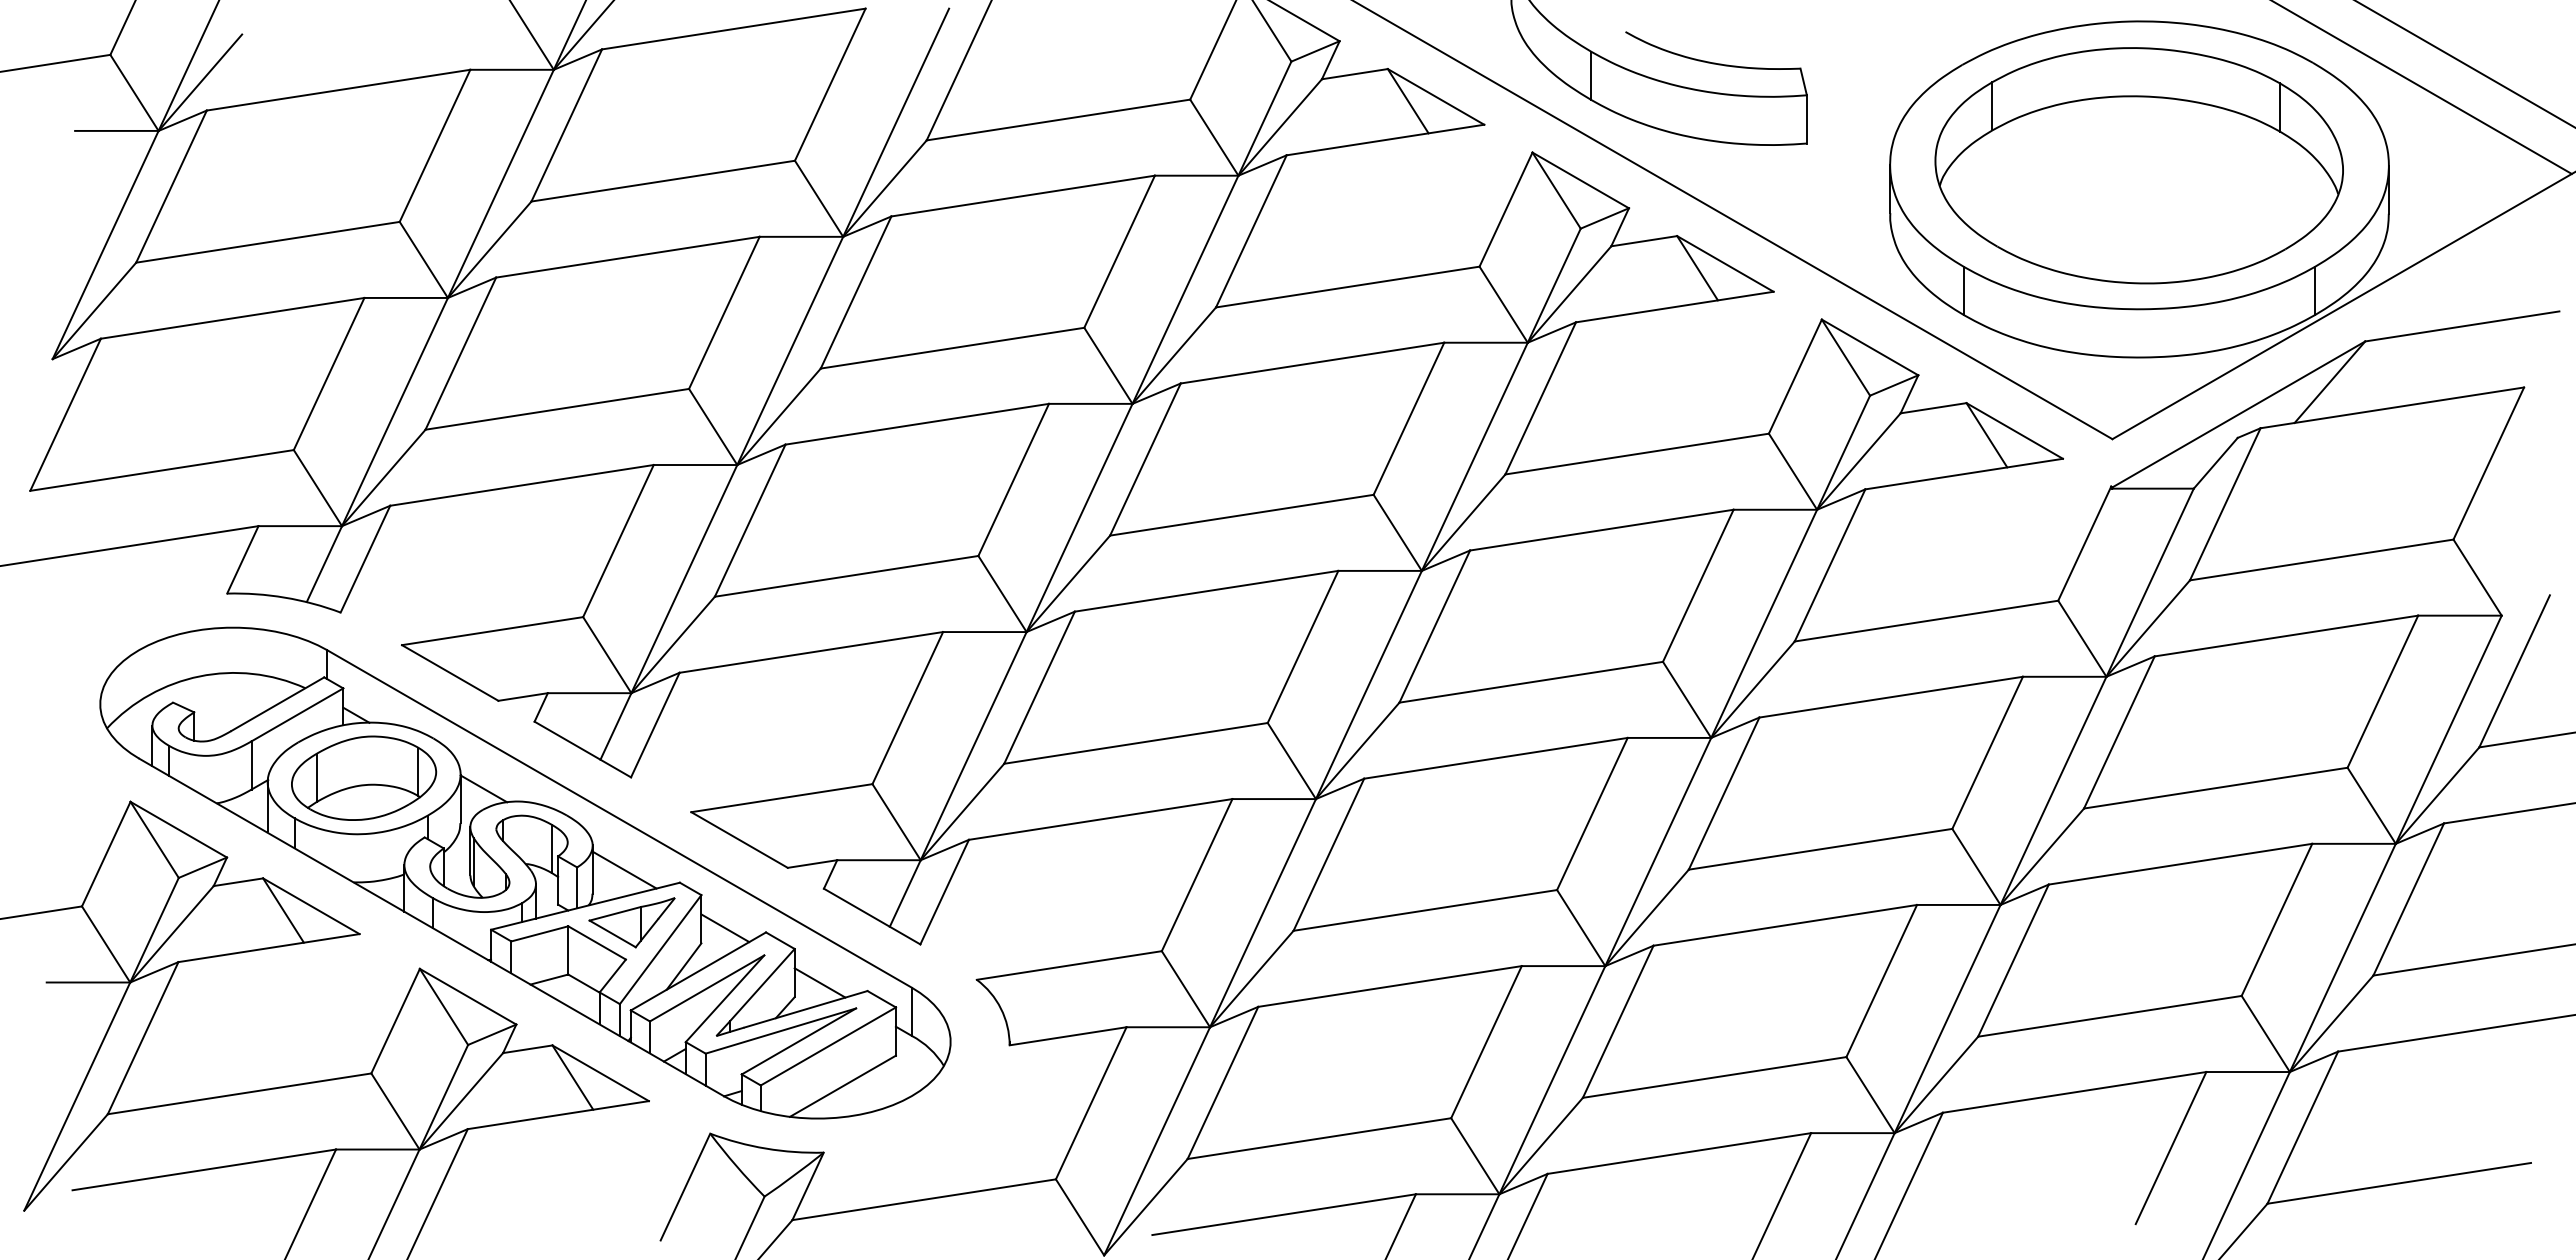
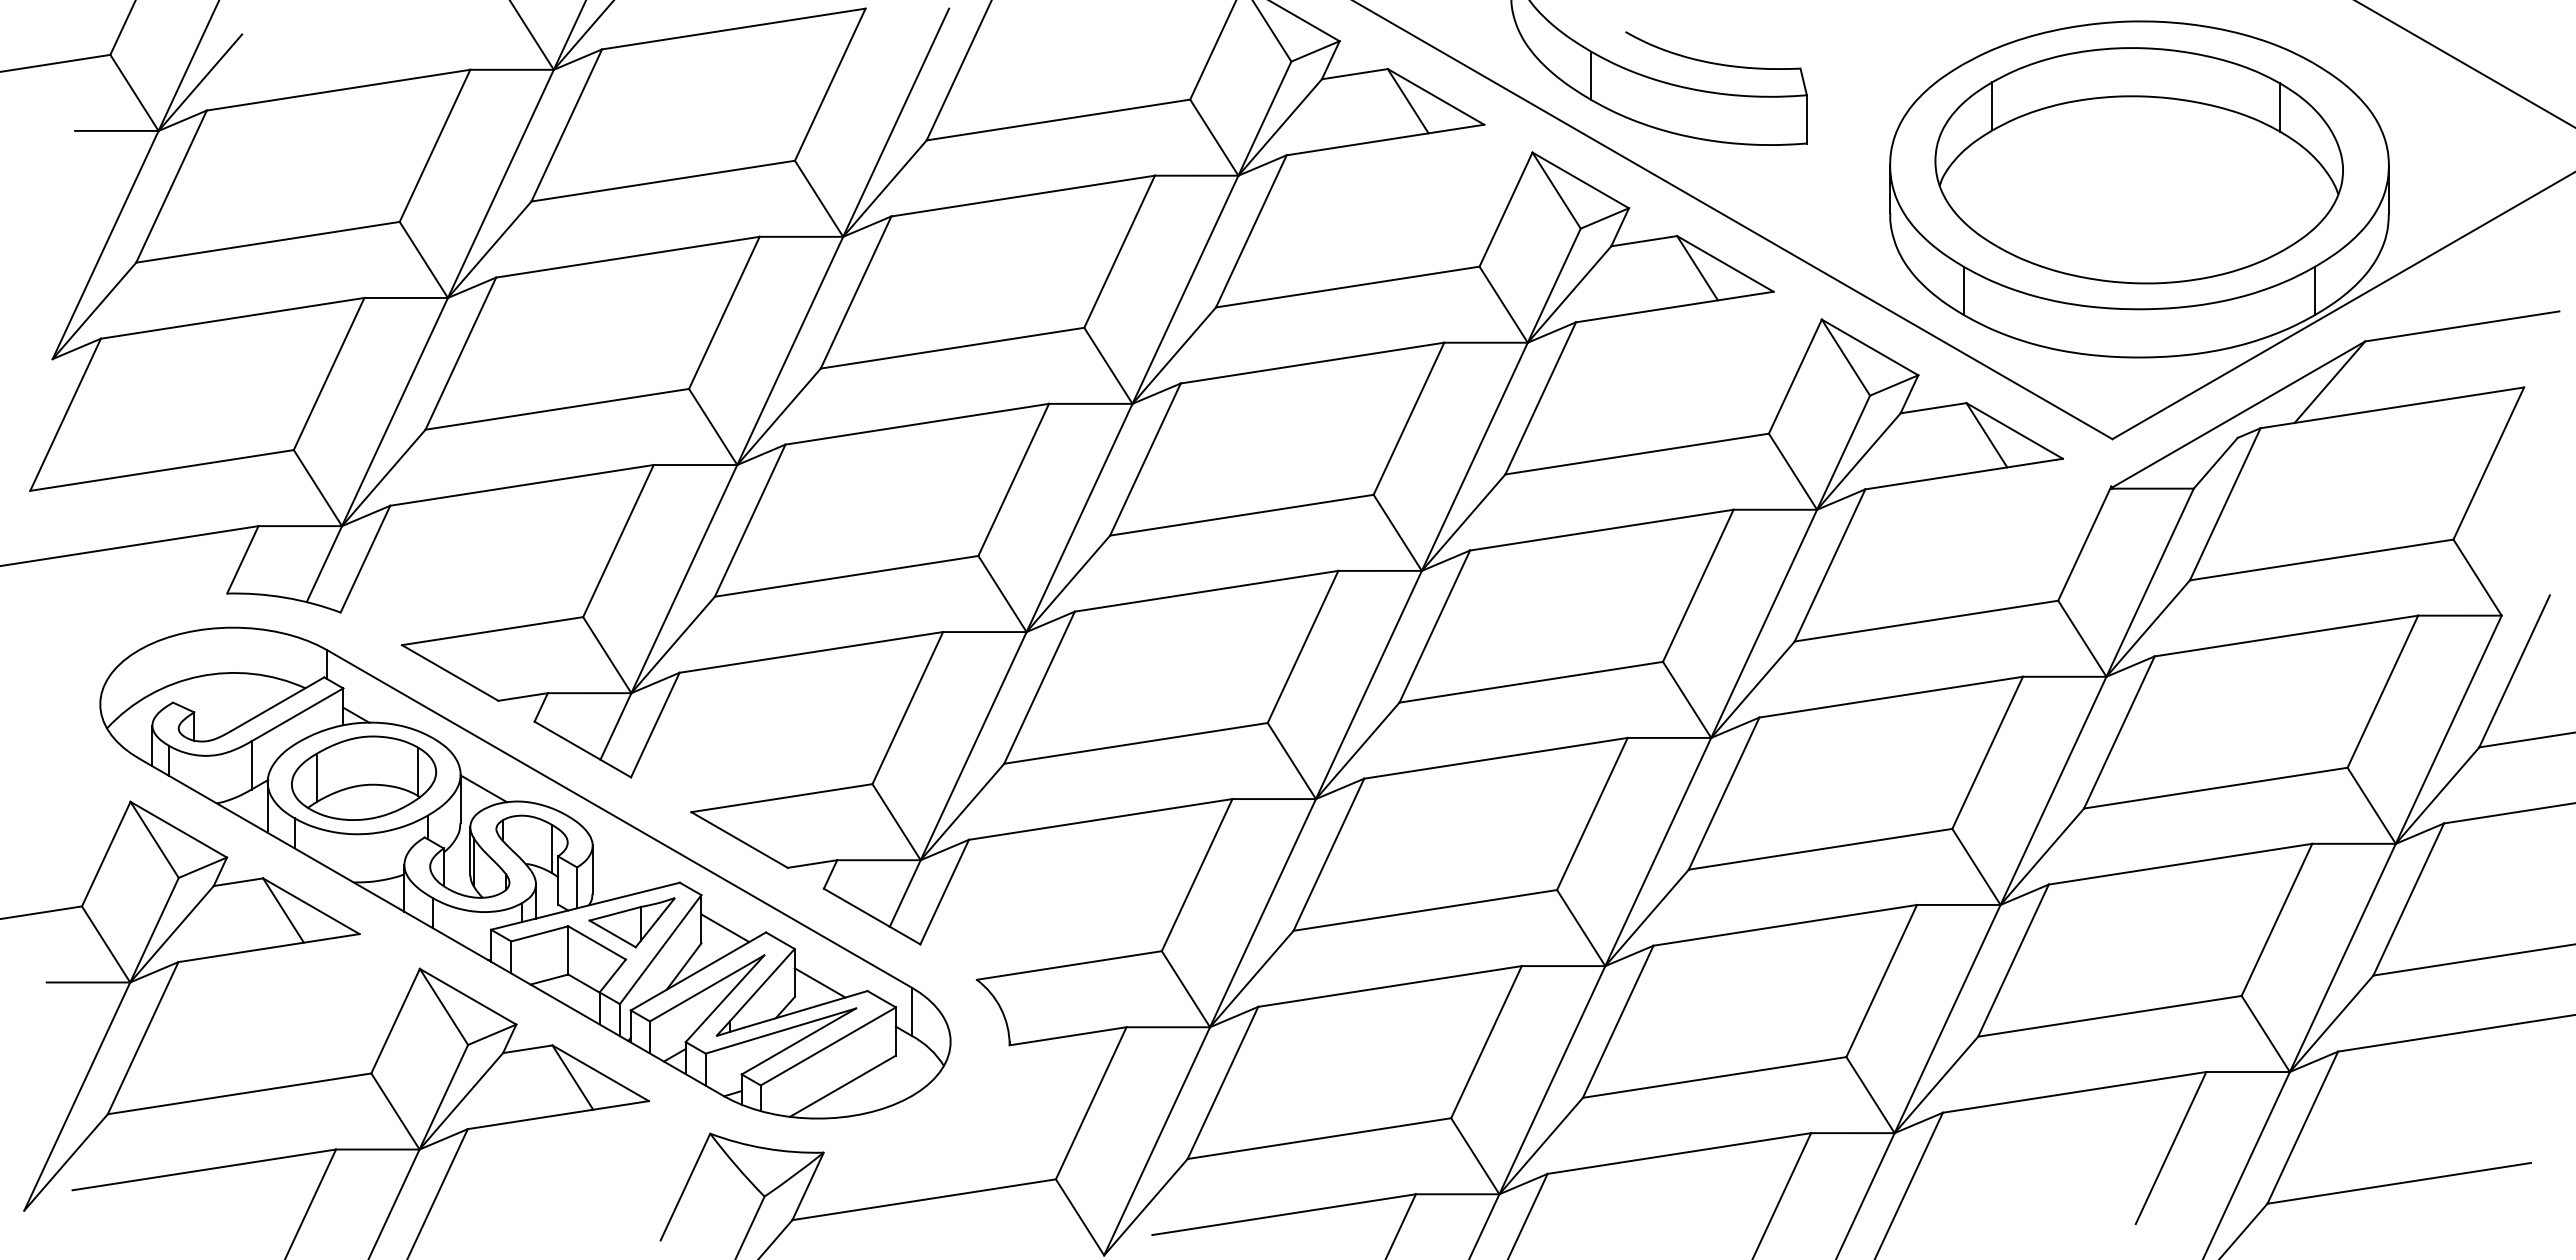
line: present -> none (2422, 87)
line: present -> none (624, 869)
